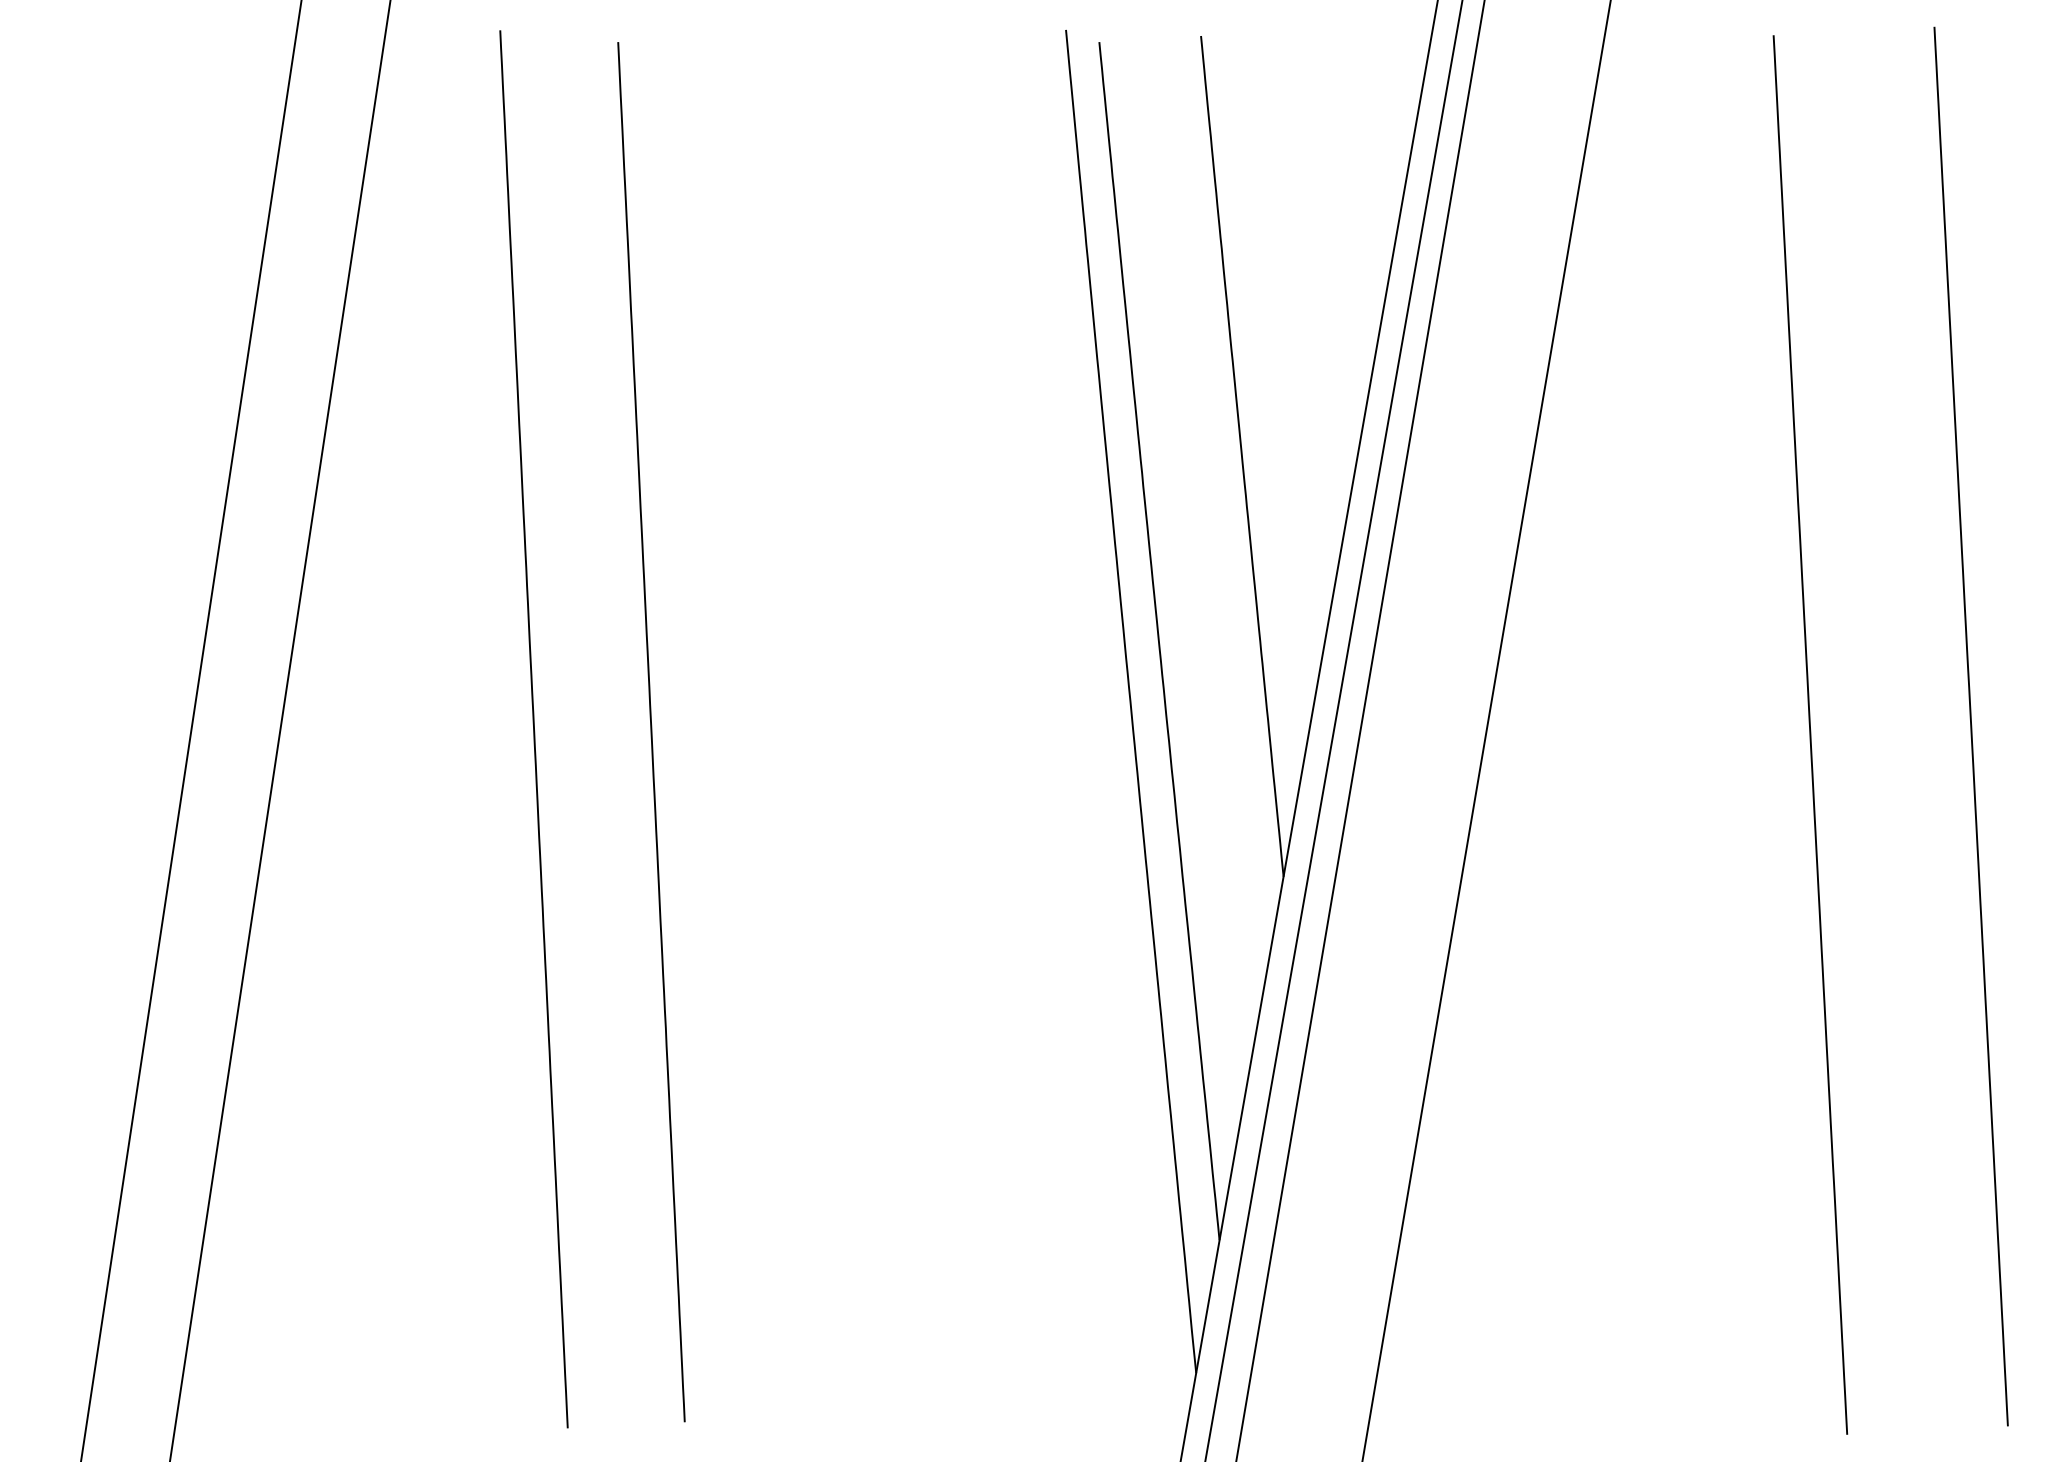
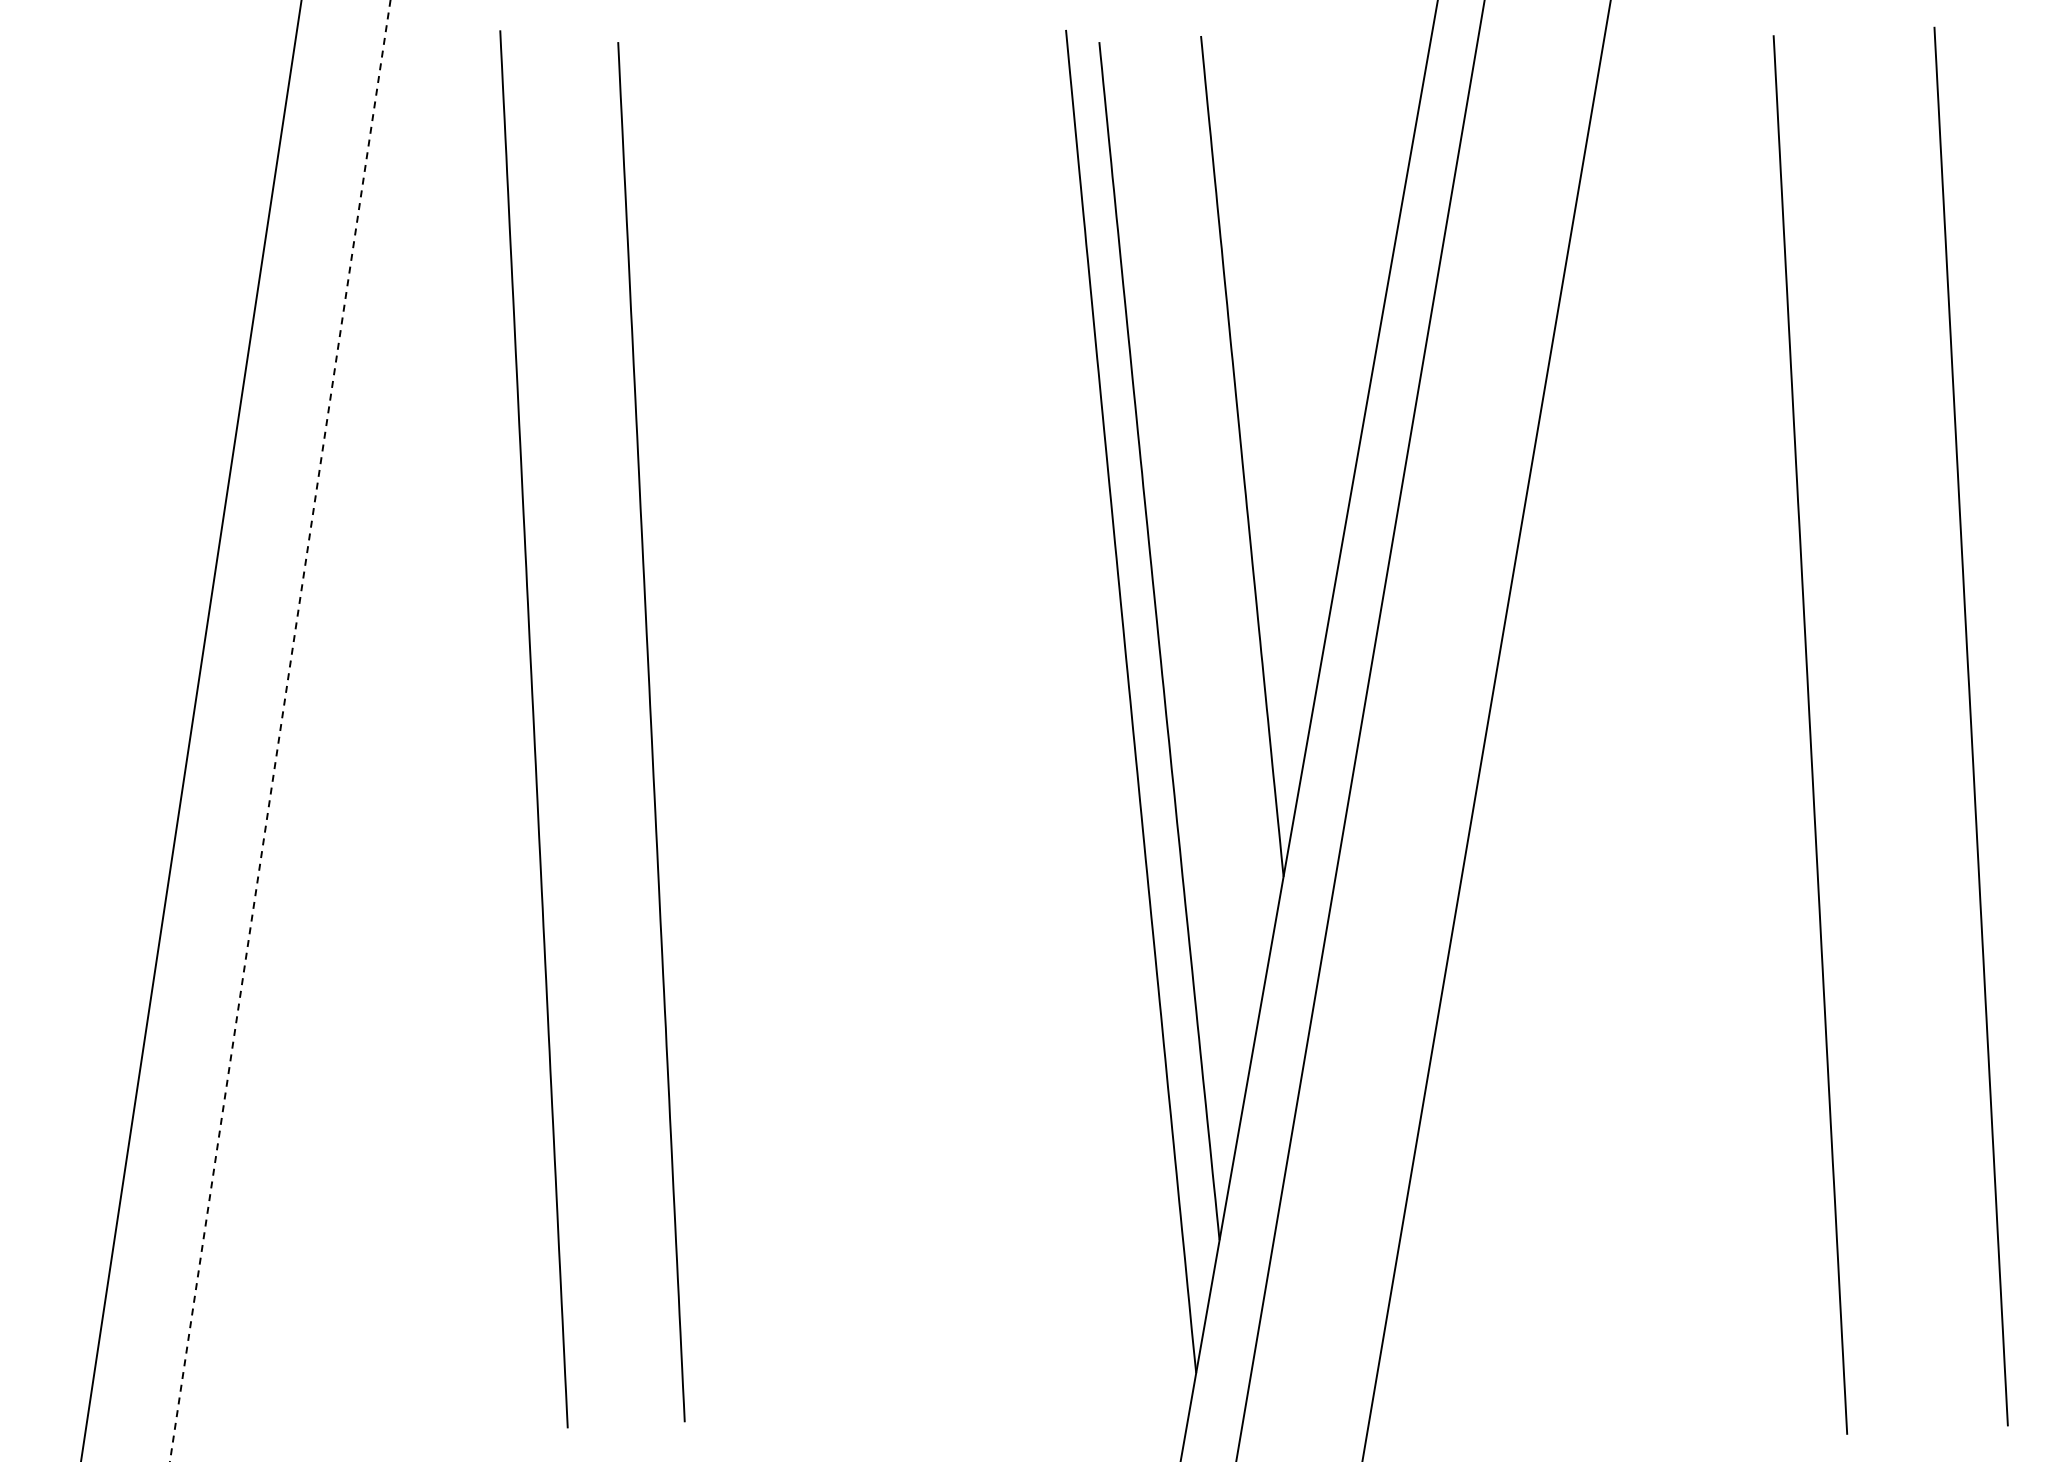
line: present -> none (1333, 730)
line: solid -> dashed (280, 731)
